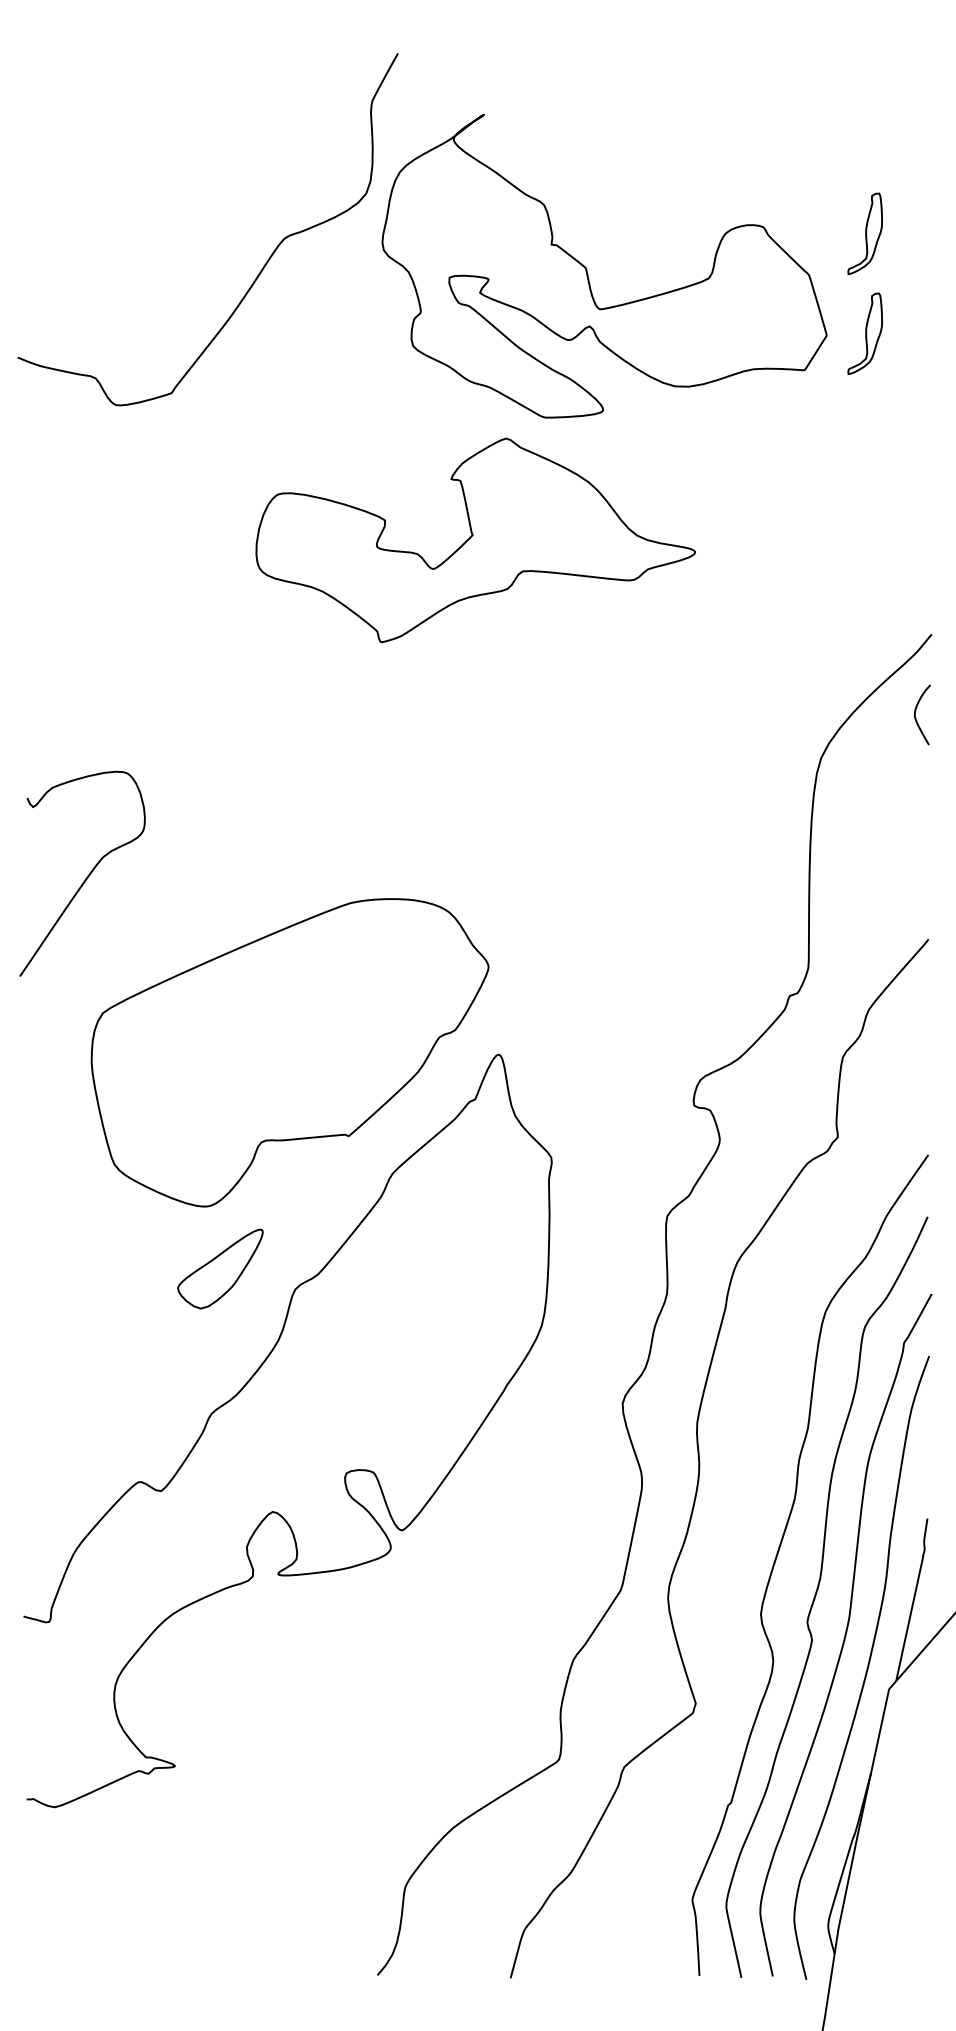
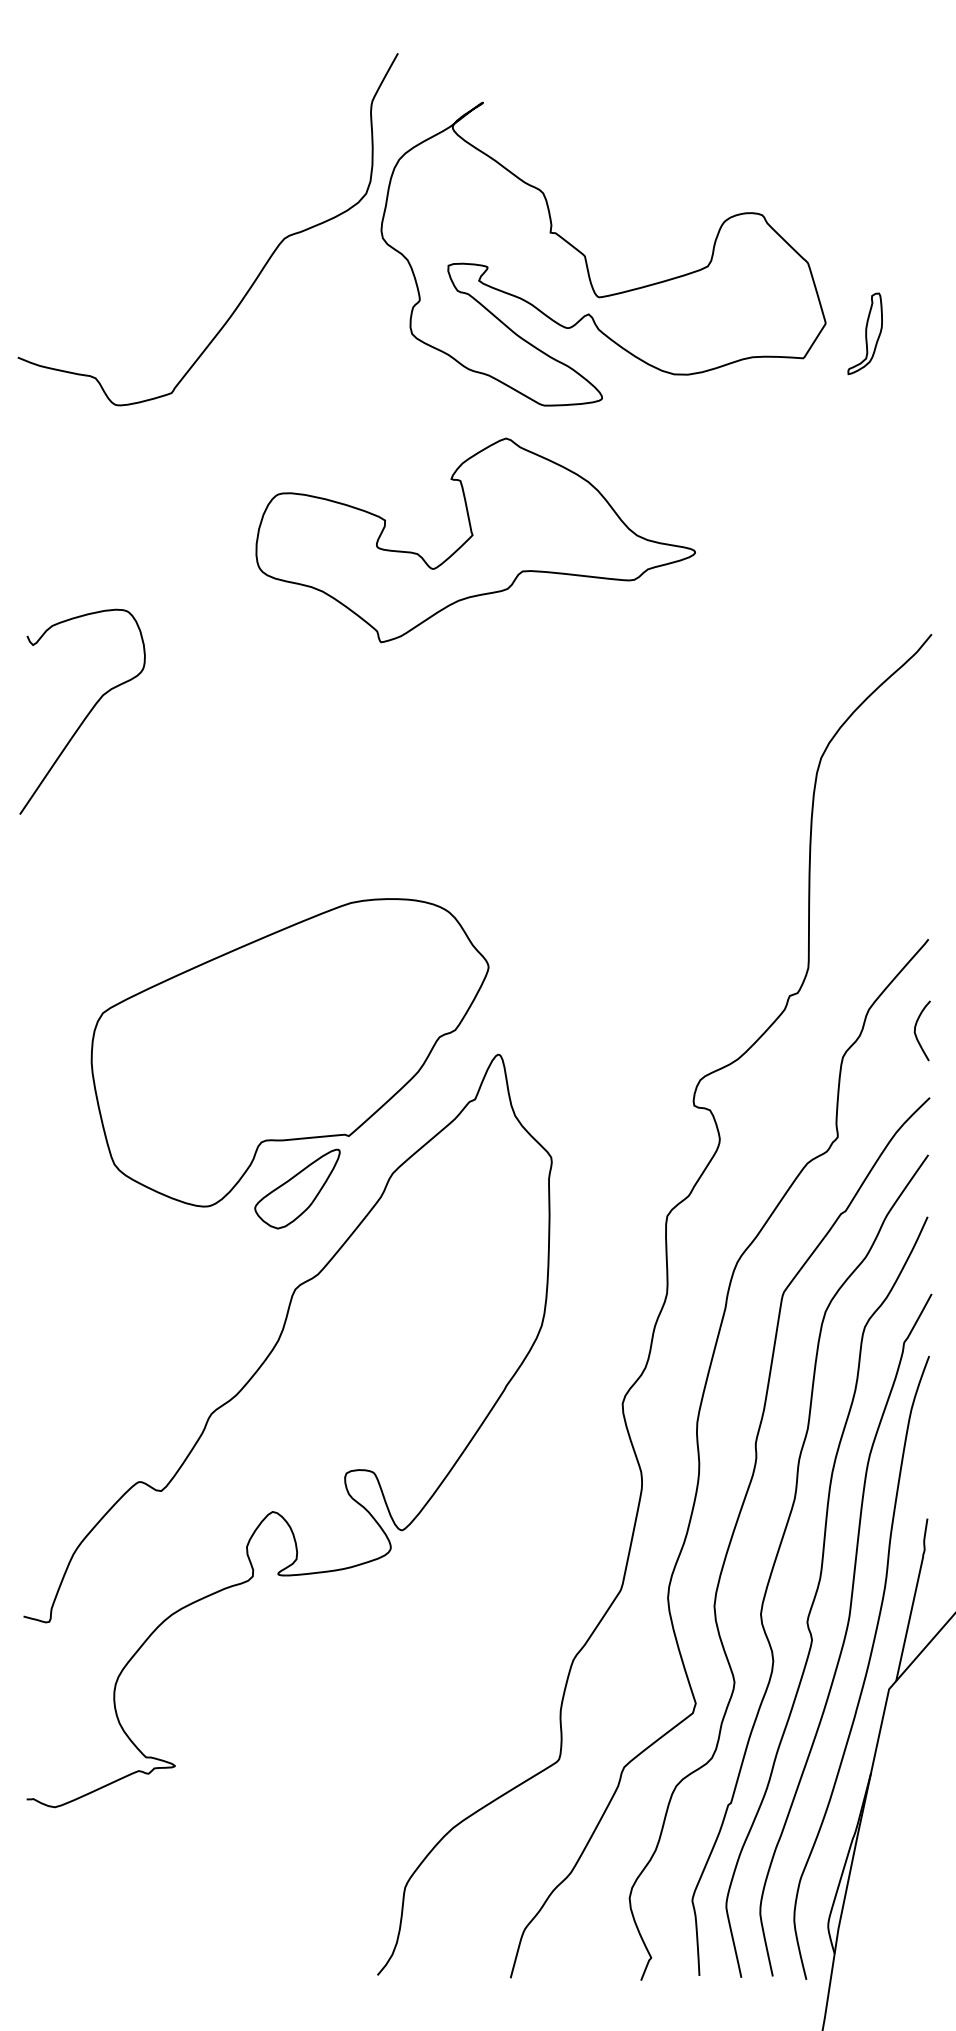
part: present -> none (864, 233)
part position: (587, 269) -> (586, 257) (586, 257)
curve position: (915, 714) -> (915, 1030) (915, 1030)
curve position: (87, 875) -> (87, 713) (87, 713)
part position: (220, 1268) -> (297, 1188) (297, 1188)
curve: none -> present (737, 1523)
